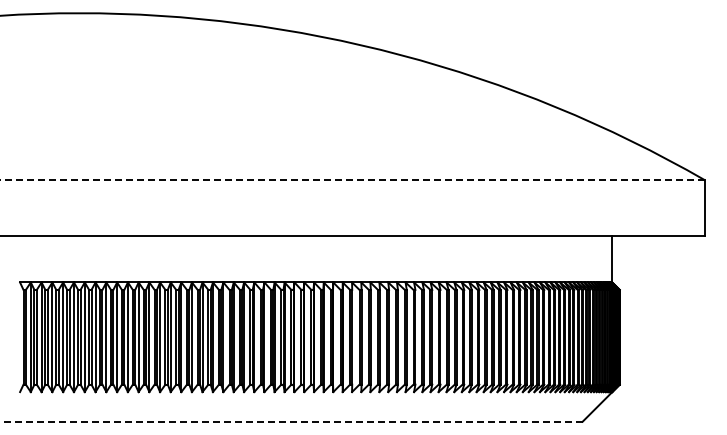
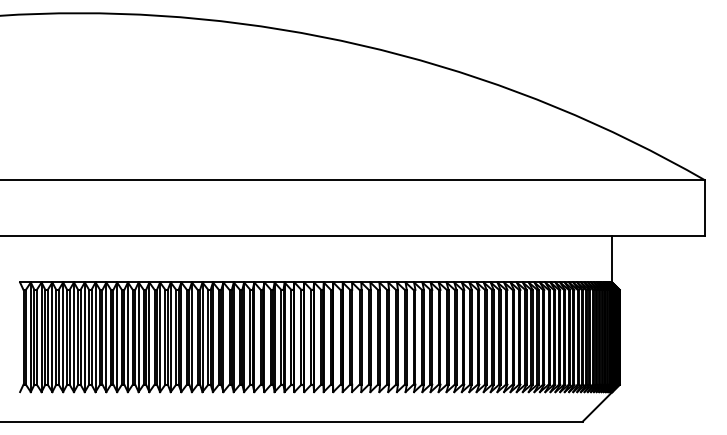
line: dashed -> solid (352, 180)
line: dashed -> solid (291, 421)
